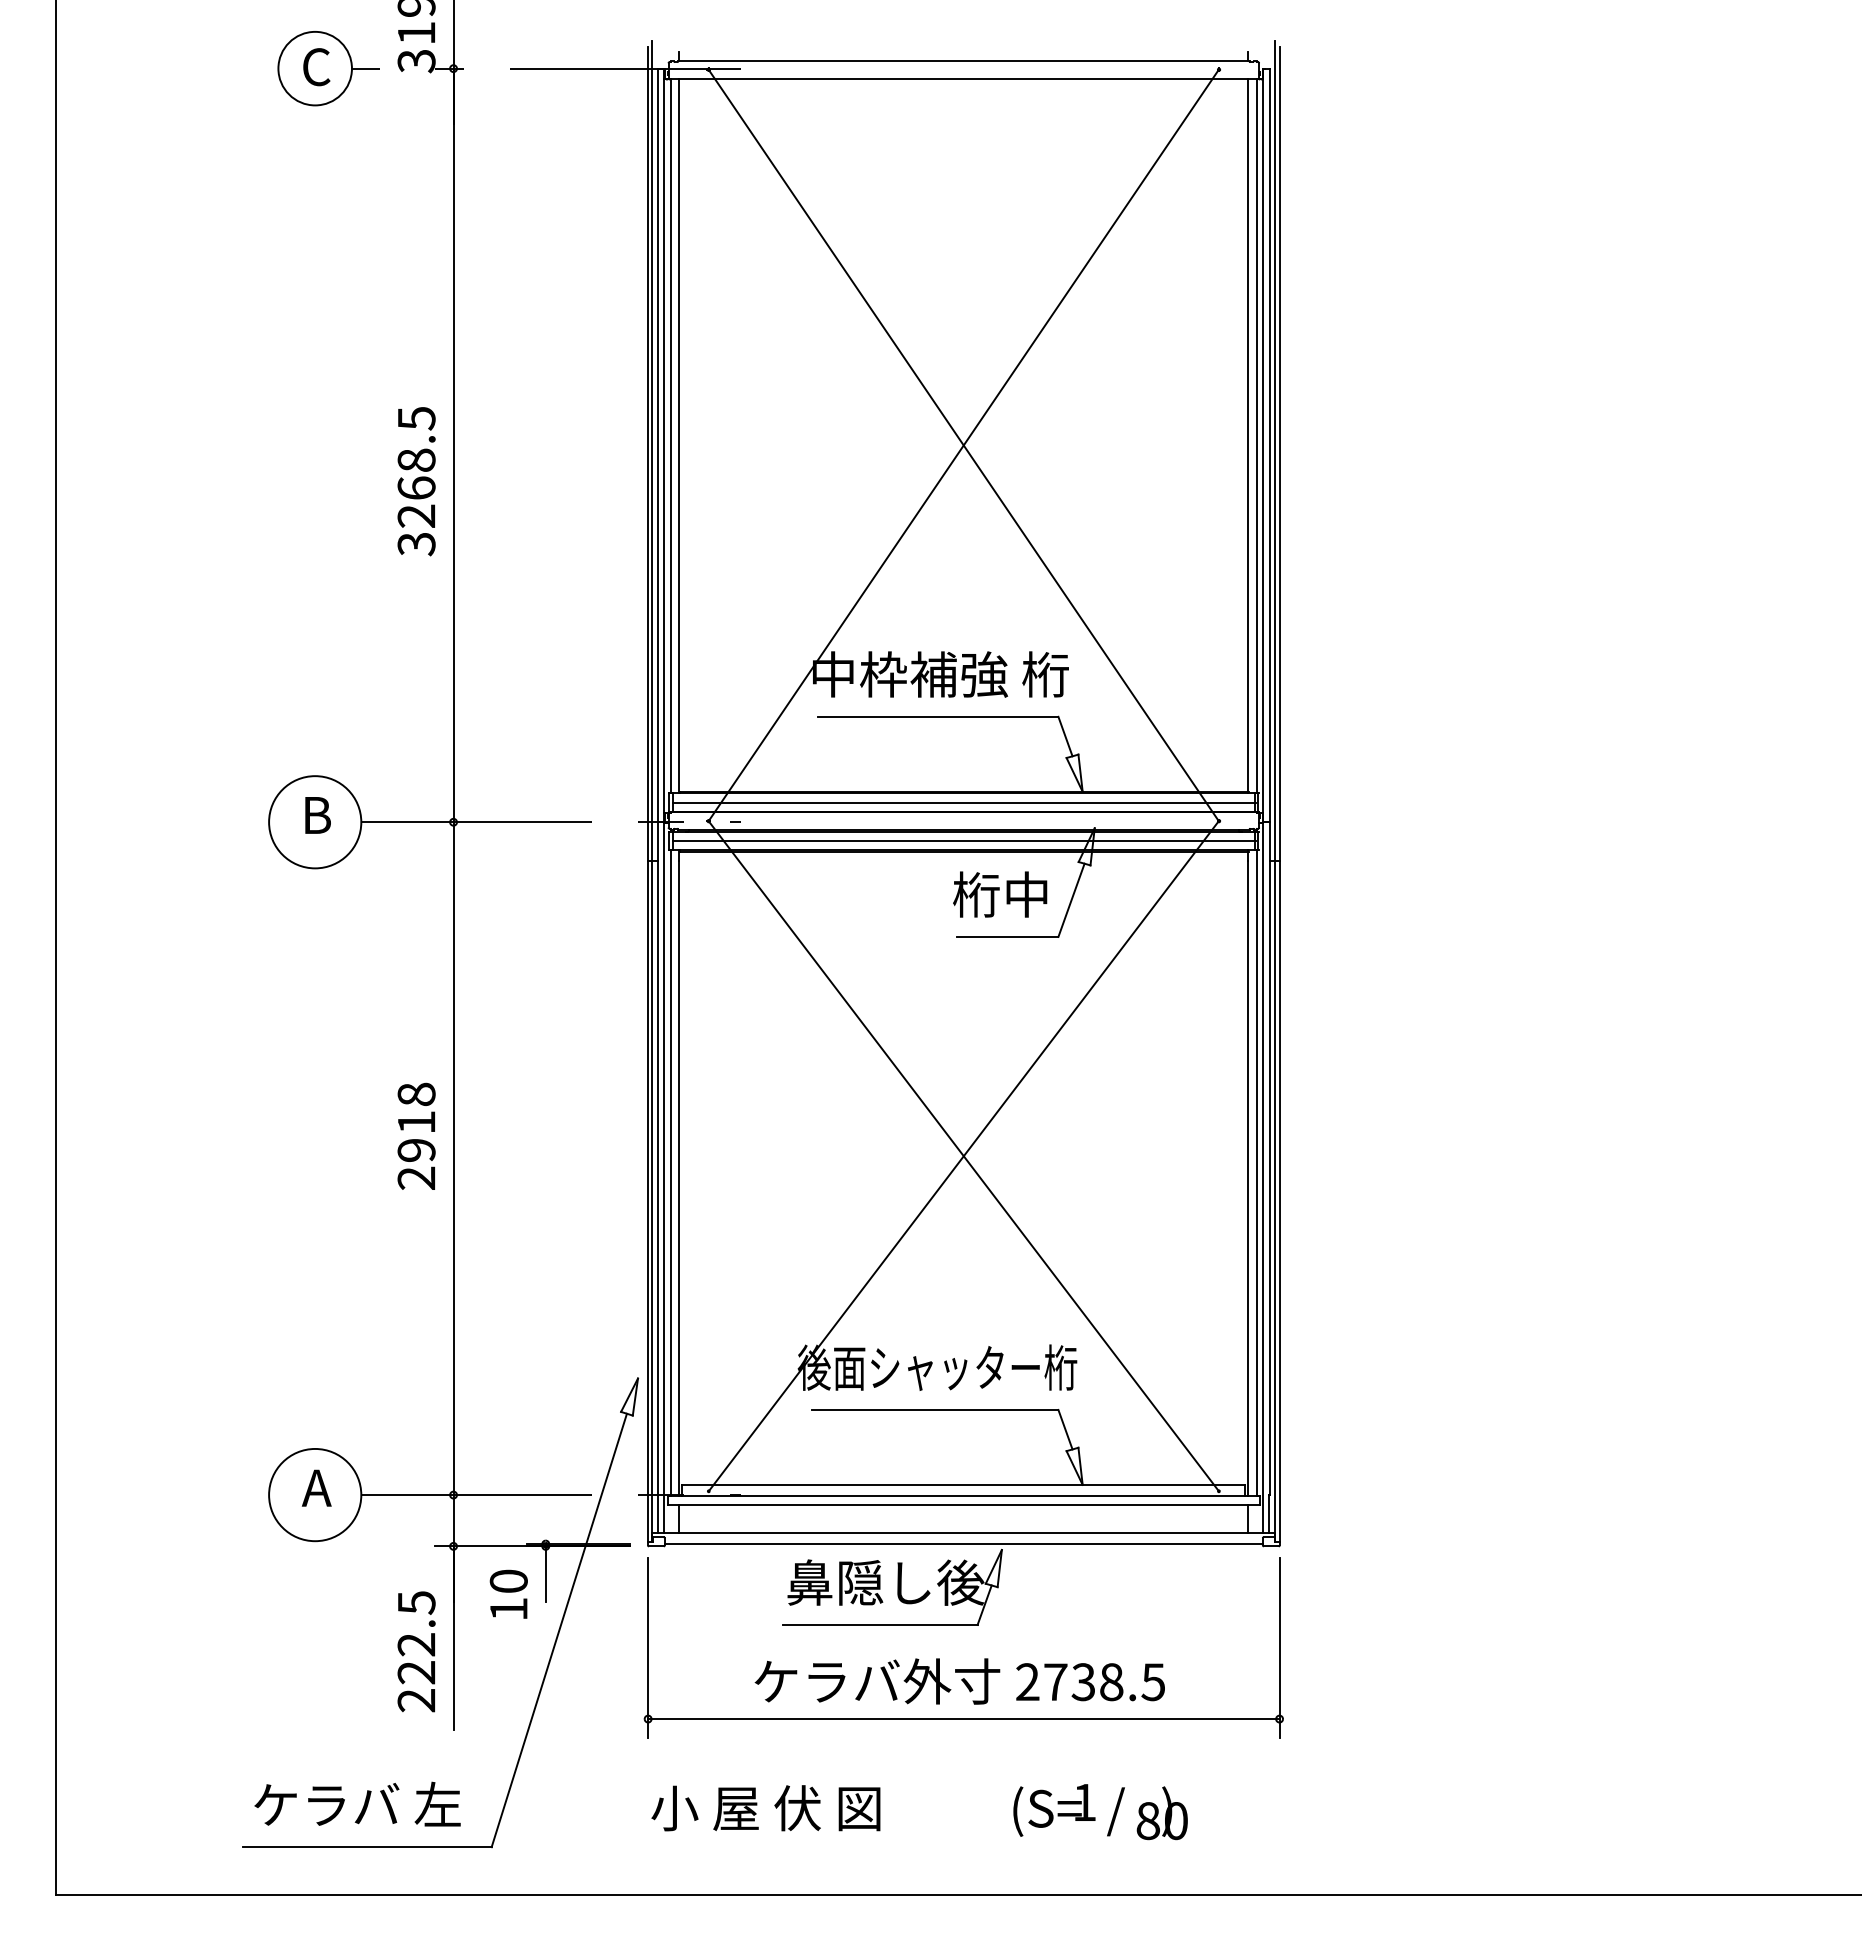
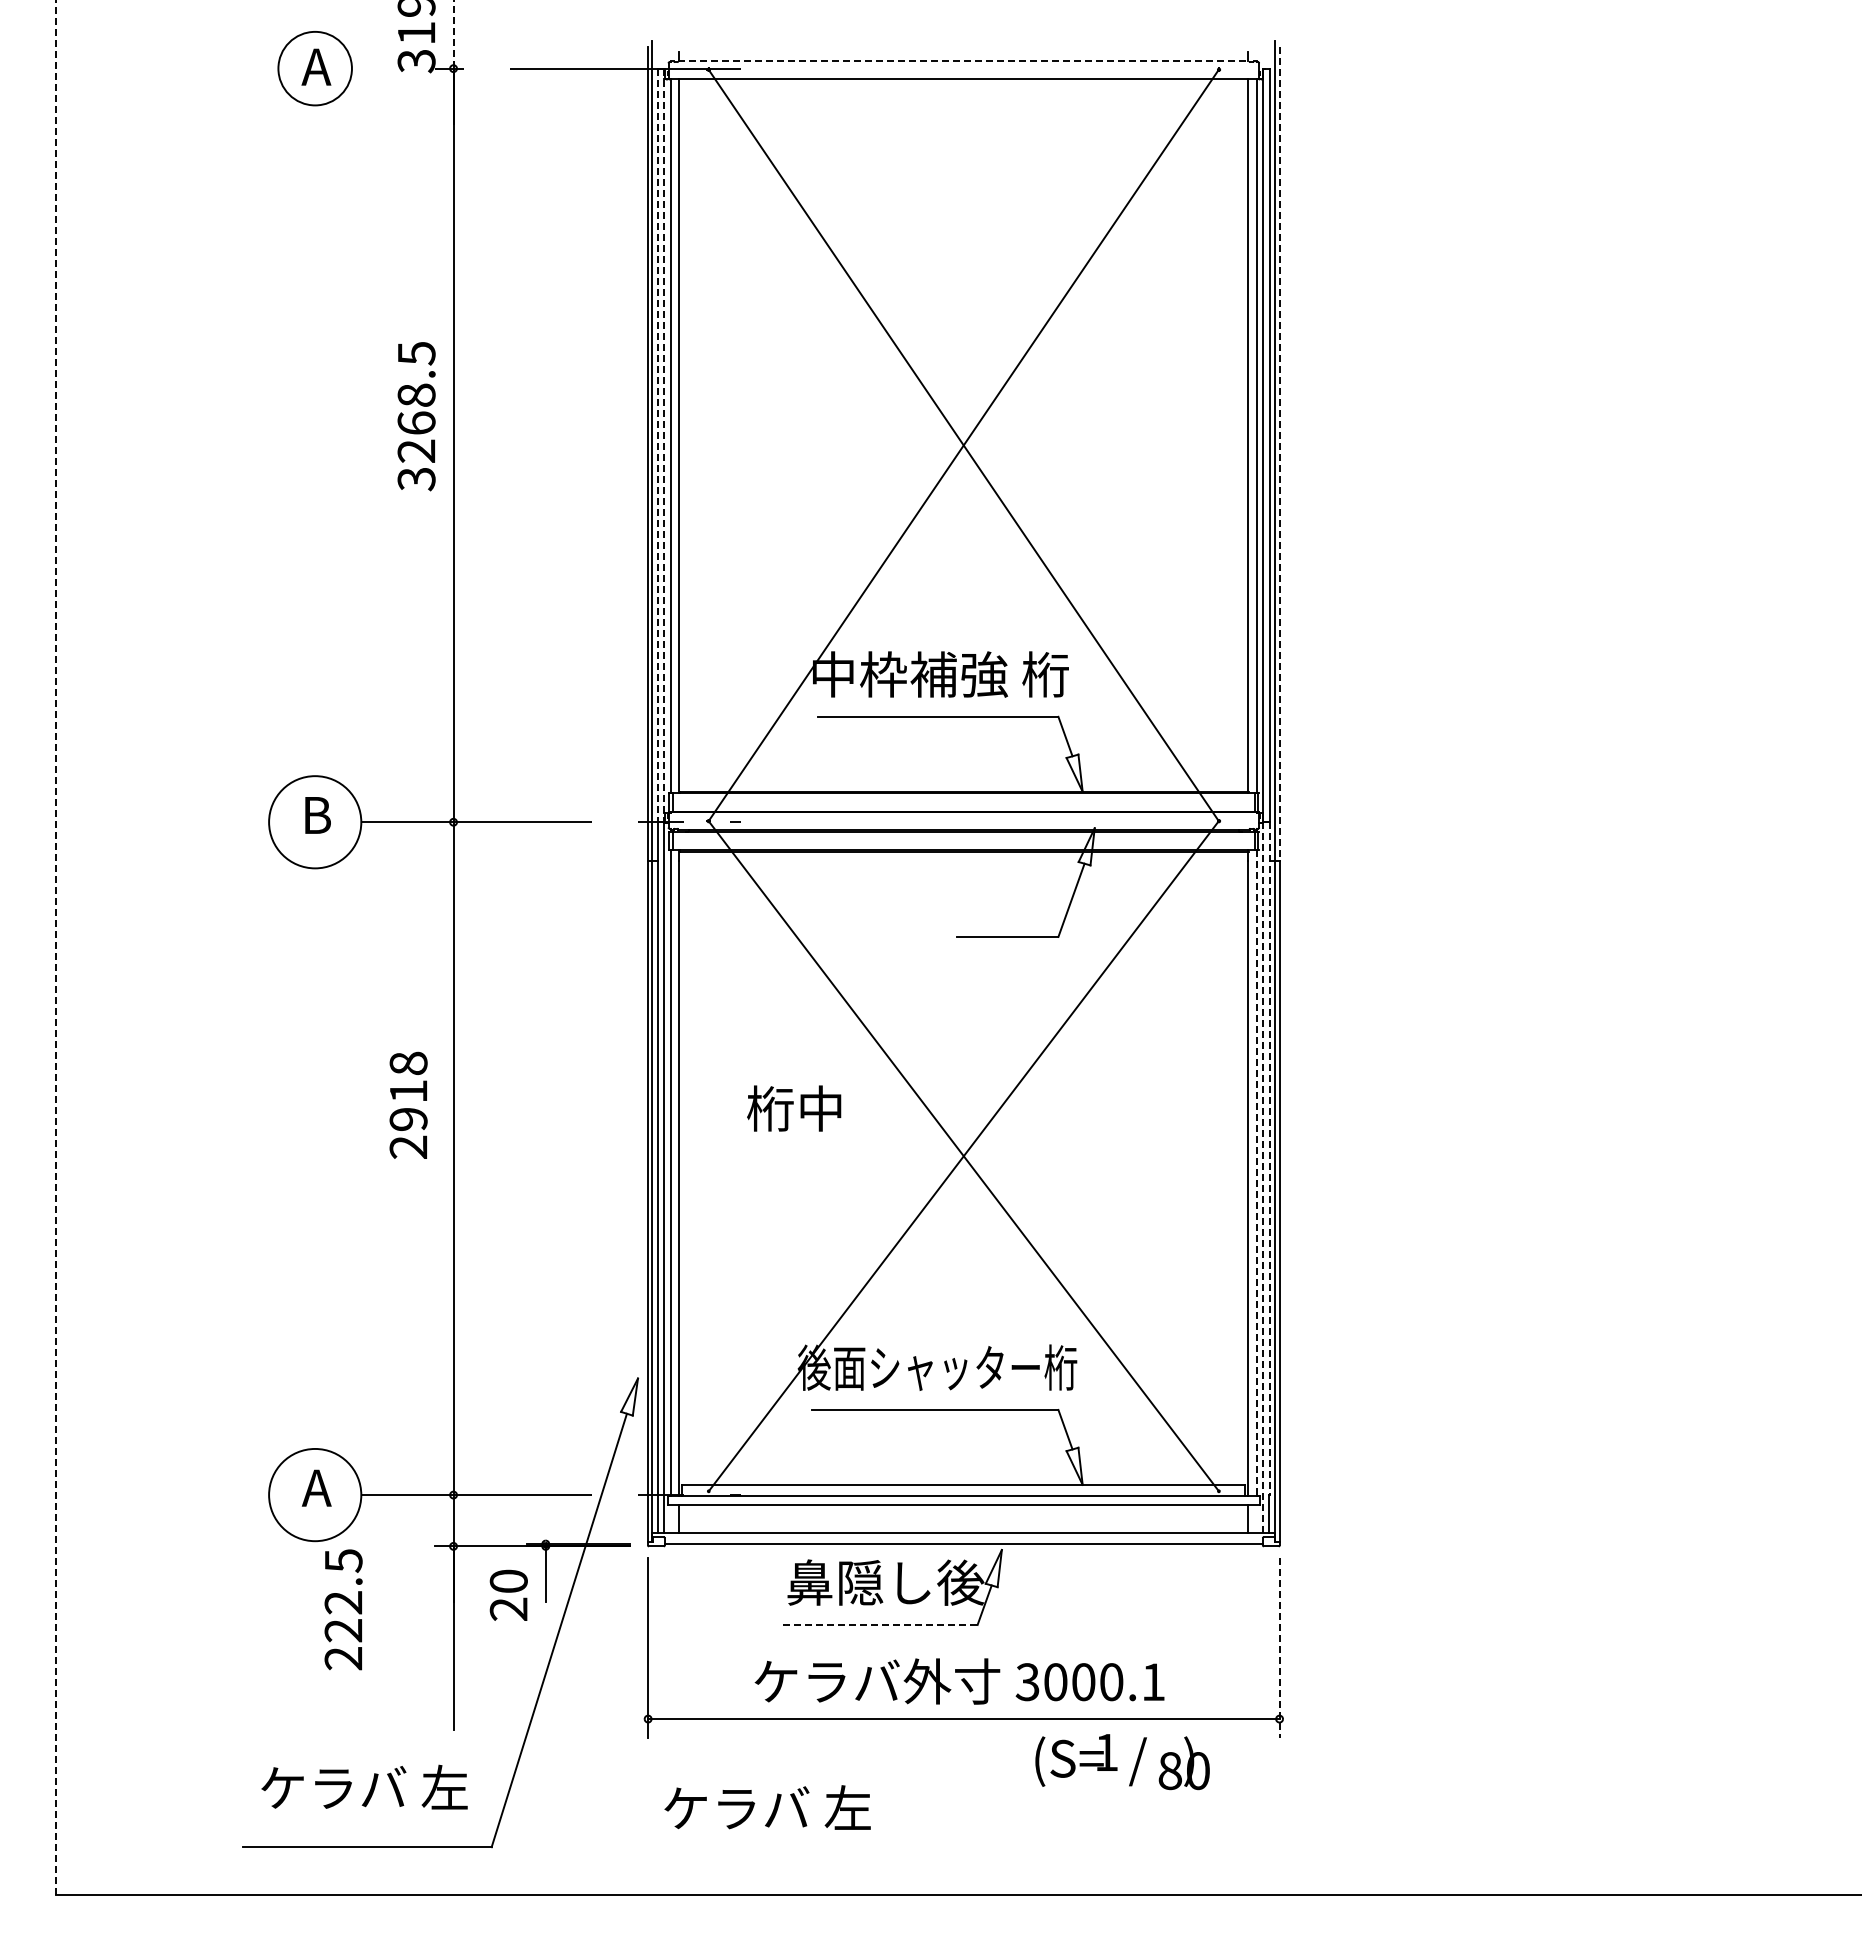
line: solid -> dashed (453, 34)
line: solid -> dashed (963, 60)
text: C -> A (316, 67)
line: present -> none (365, 68)
line: solid -> dashed (657, 445)
line: solid -> dashed (664, 446)
line: solid -> dashed (1279, 454)
text position: (416, 481) -> (416, 416) (416, 416)
line: present -> none (963, 802)
line: present -> none (963, 840)
text position: (1000, 894) -> (794, 1108) (794, 1108)
line: solid -> dashed (55, 947)
text position: (416, 1135) -> (408, 1104) (408, 1104)
line: solid -> dashed (1269, 1159)
line: solid -> dashed (1257, 1173)
line: solid -> dashed (1263, 1178)
text: 10 -> 20 (508, 1608)
line: solid -> dashed (880, 1624)
line: solid -> dashed (1279, 1647)
text position: (416, 1651) -> (343, 1609) (343, 1609)
text: 2738.5 -> 3000.1 (1089, 1682)
text position: (357, 1803) -> (364, 1786) (364, 1786)
text: 小 屋 伏 図 -> ケラバ 左 (765, 1808)
text position: (1100, 1812) -> (1122, 1762) (1122, 1762)
